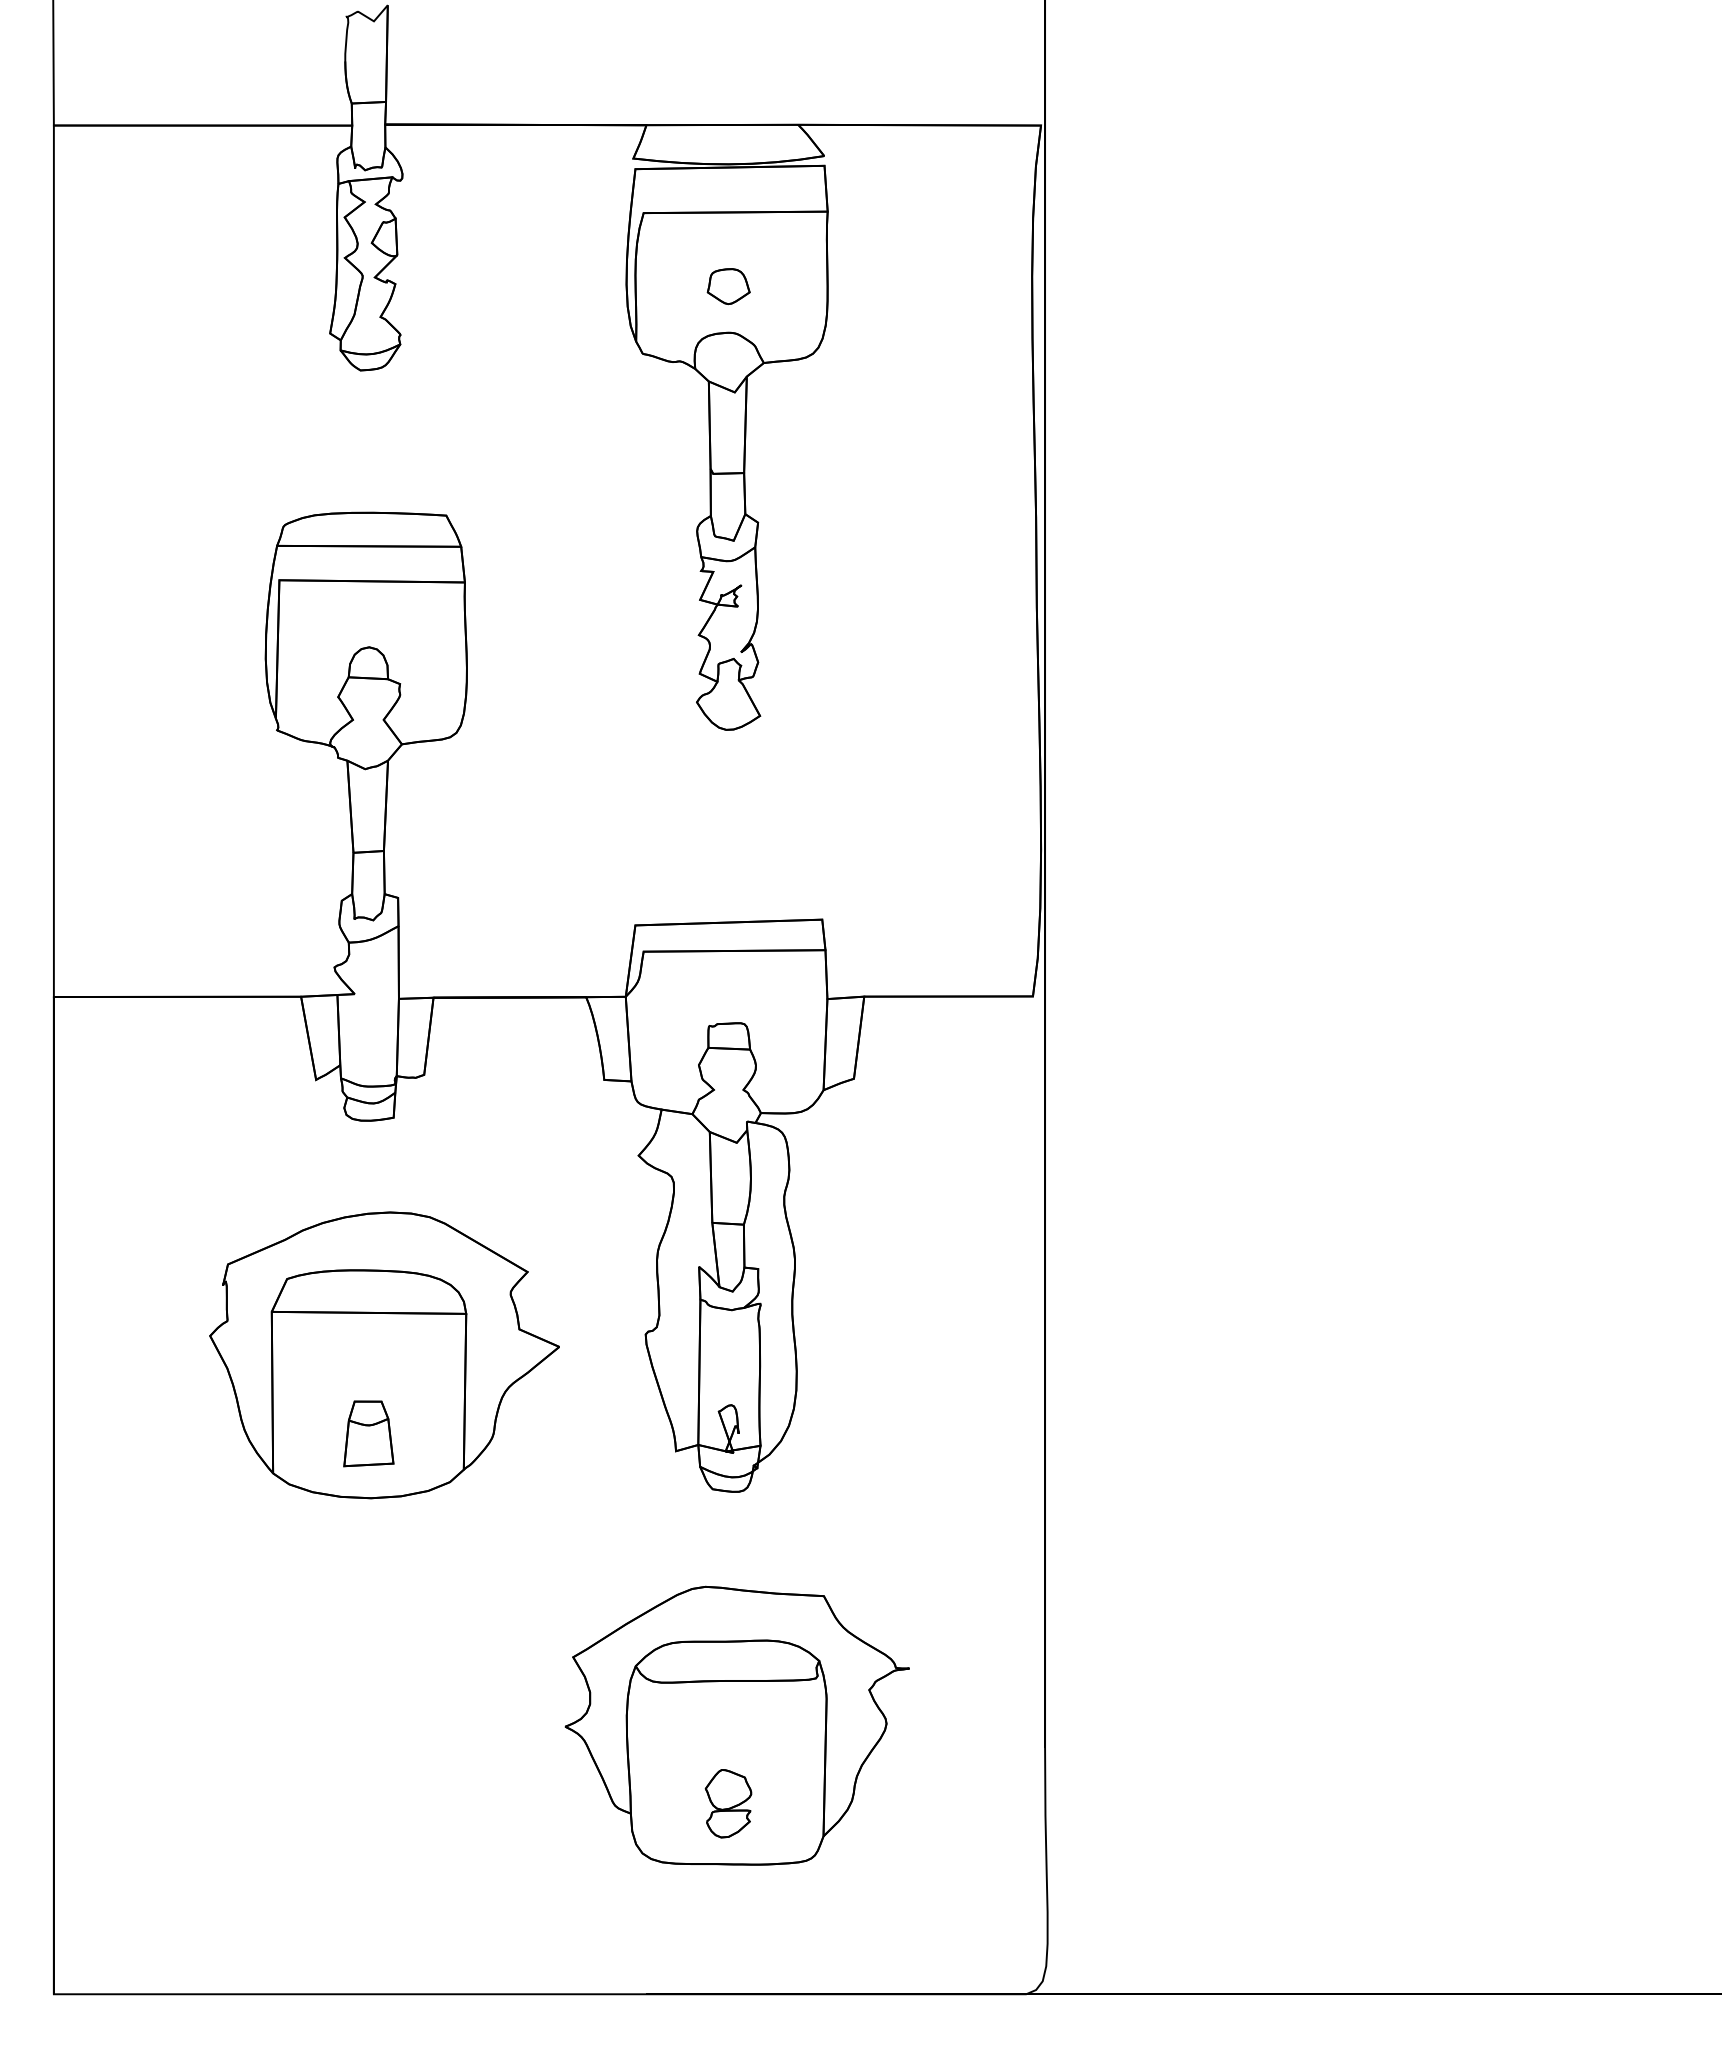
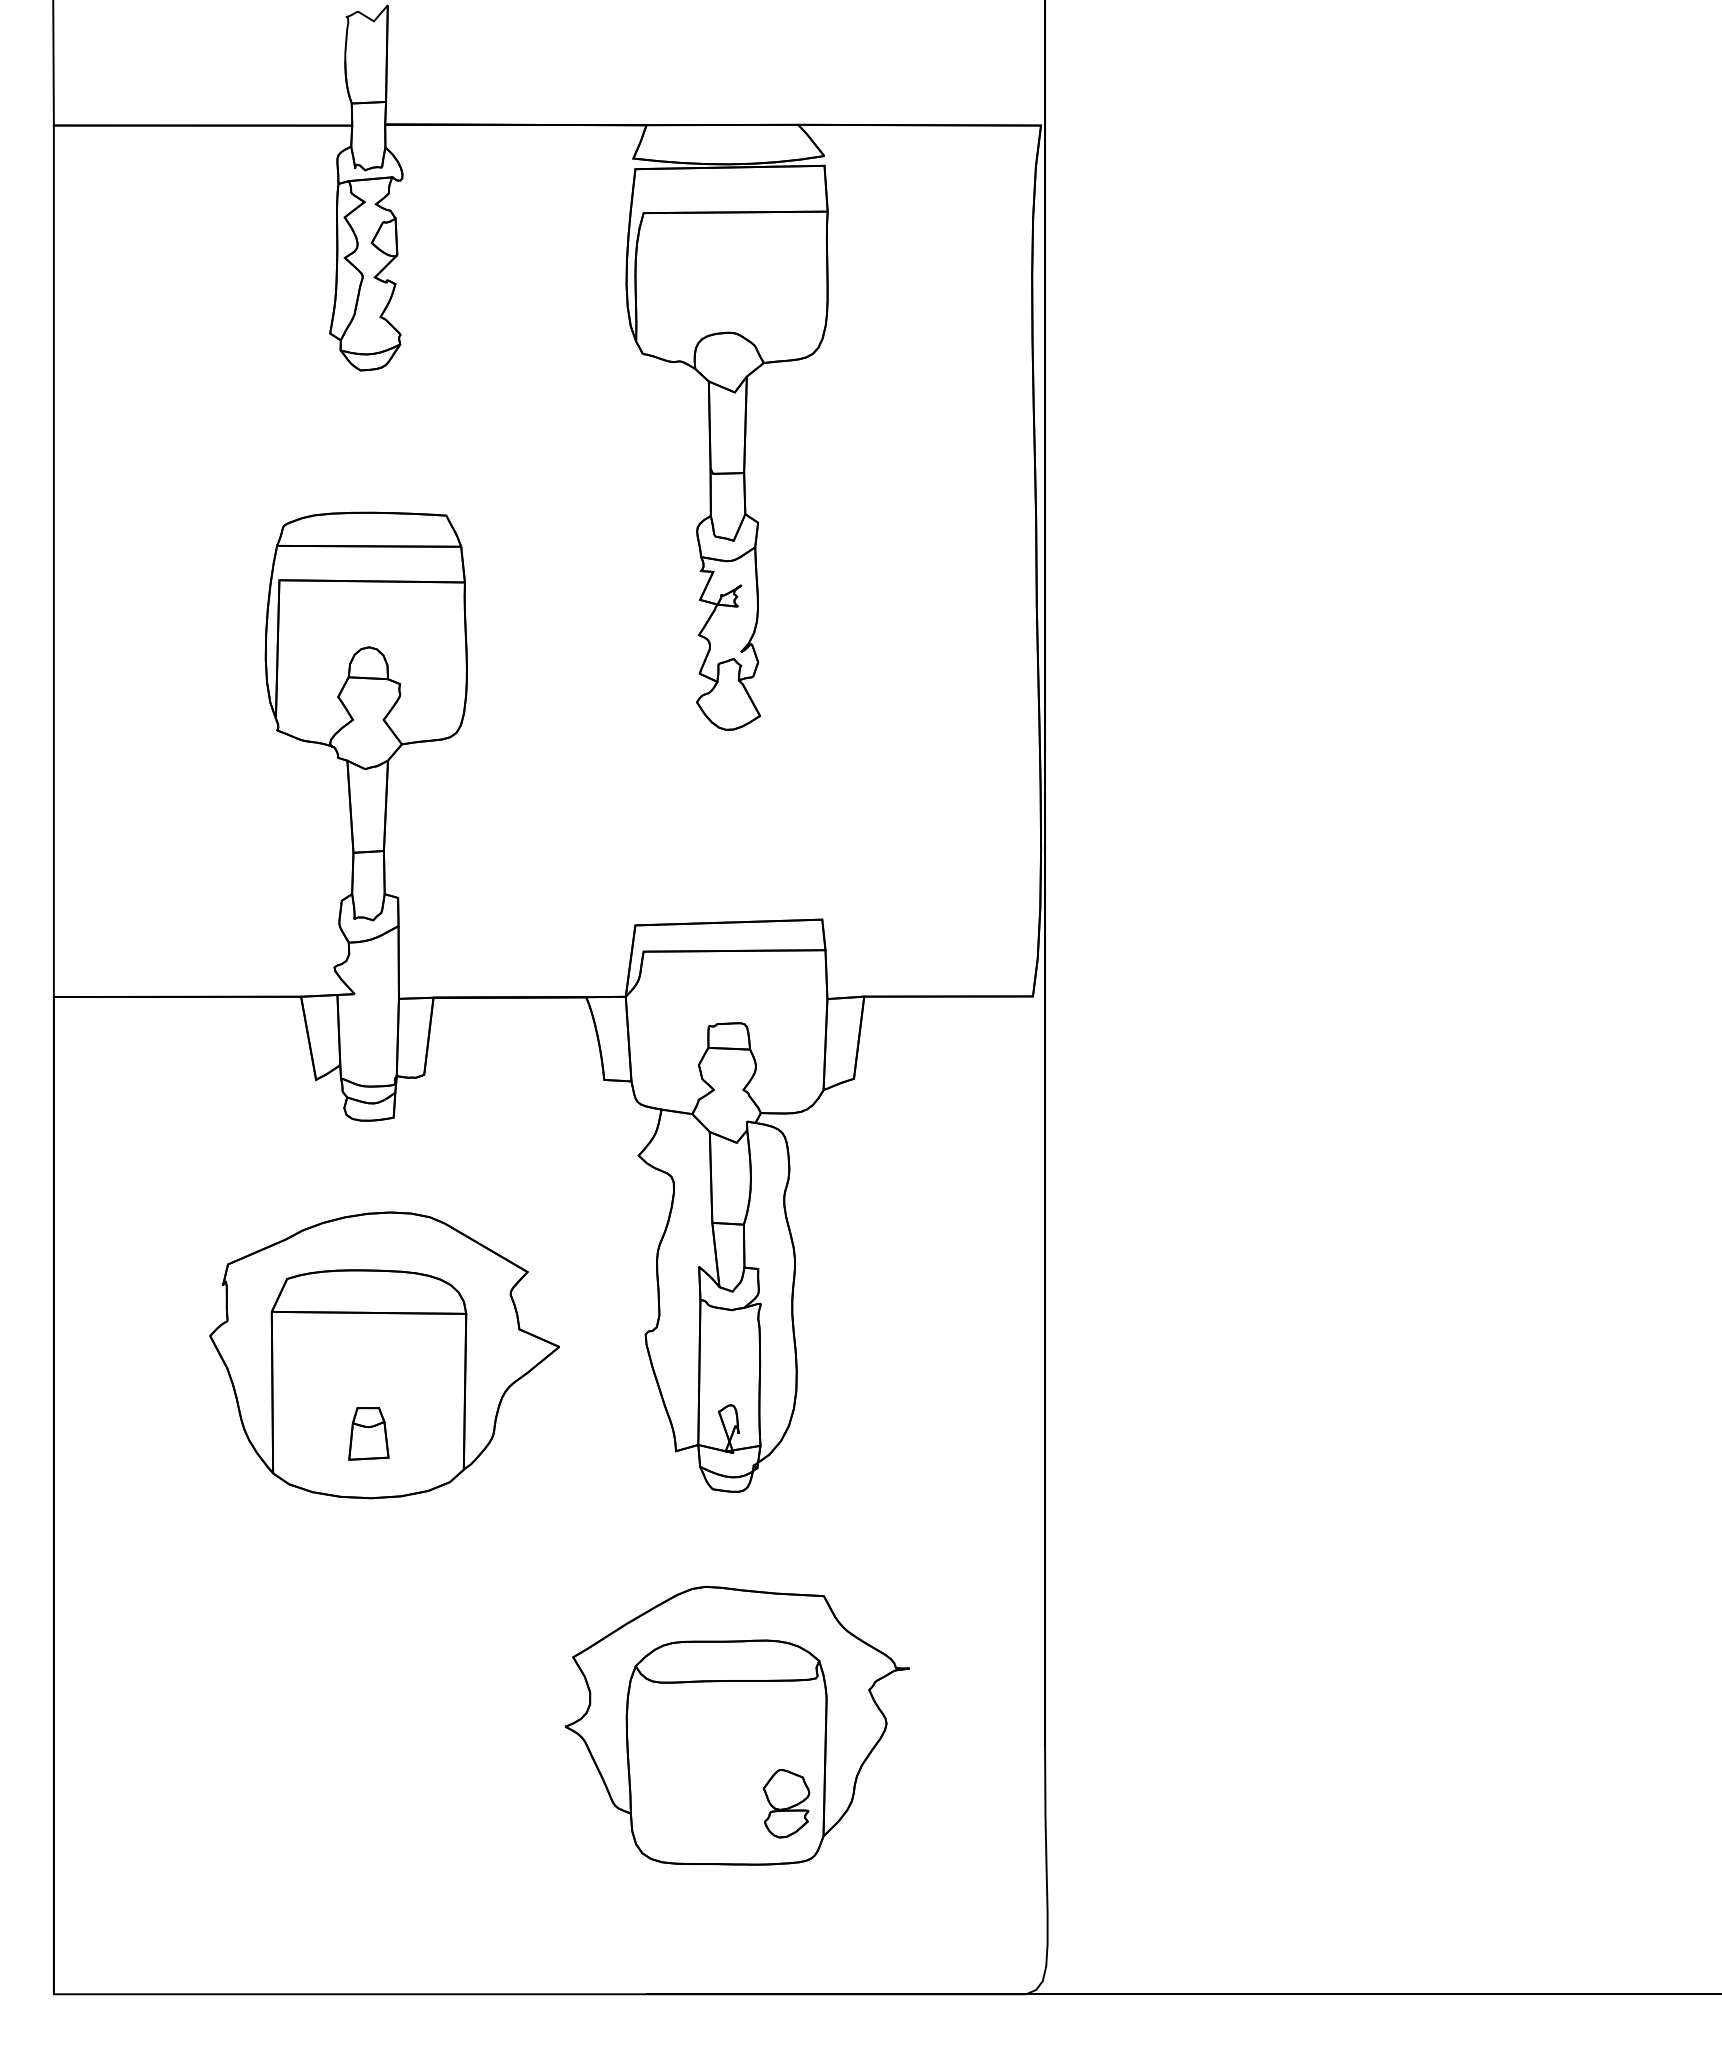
part: present -> none (728, 286)
part size: 52x68 px -> 42x54 px (368, 1433)
part position: (728, 1803) -> (786, 1803) (786, 1803)
